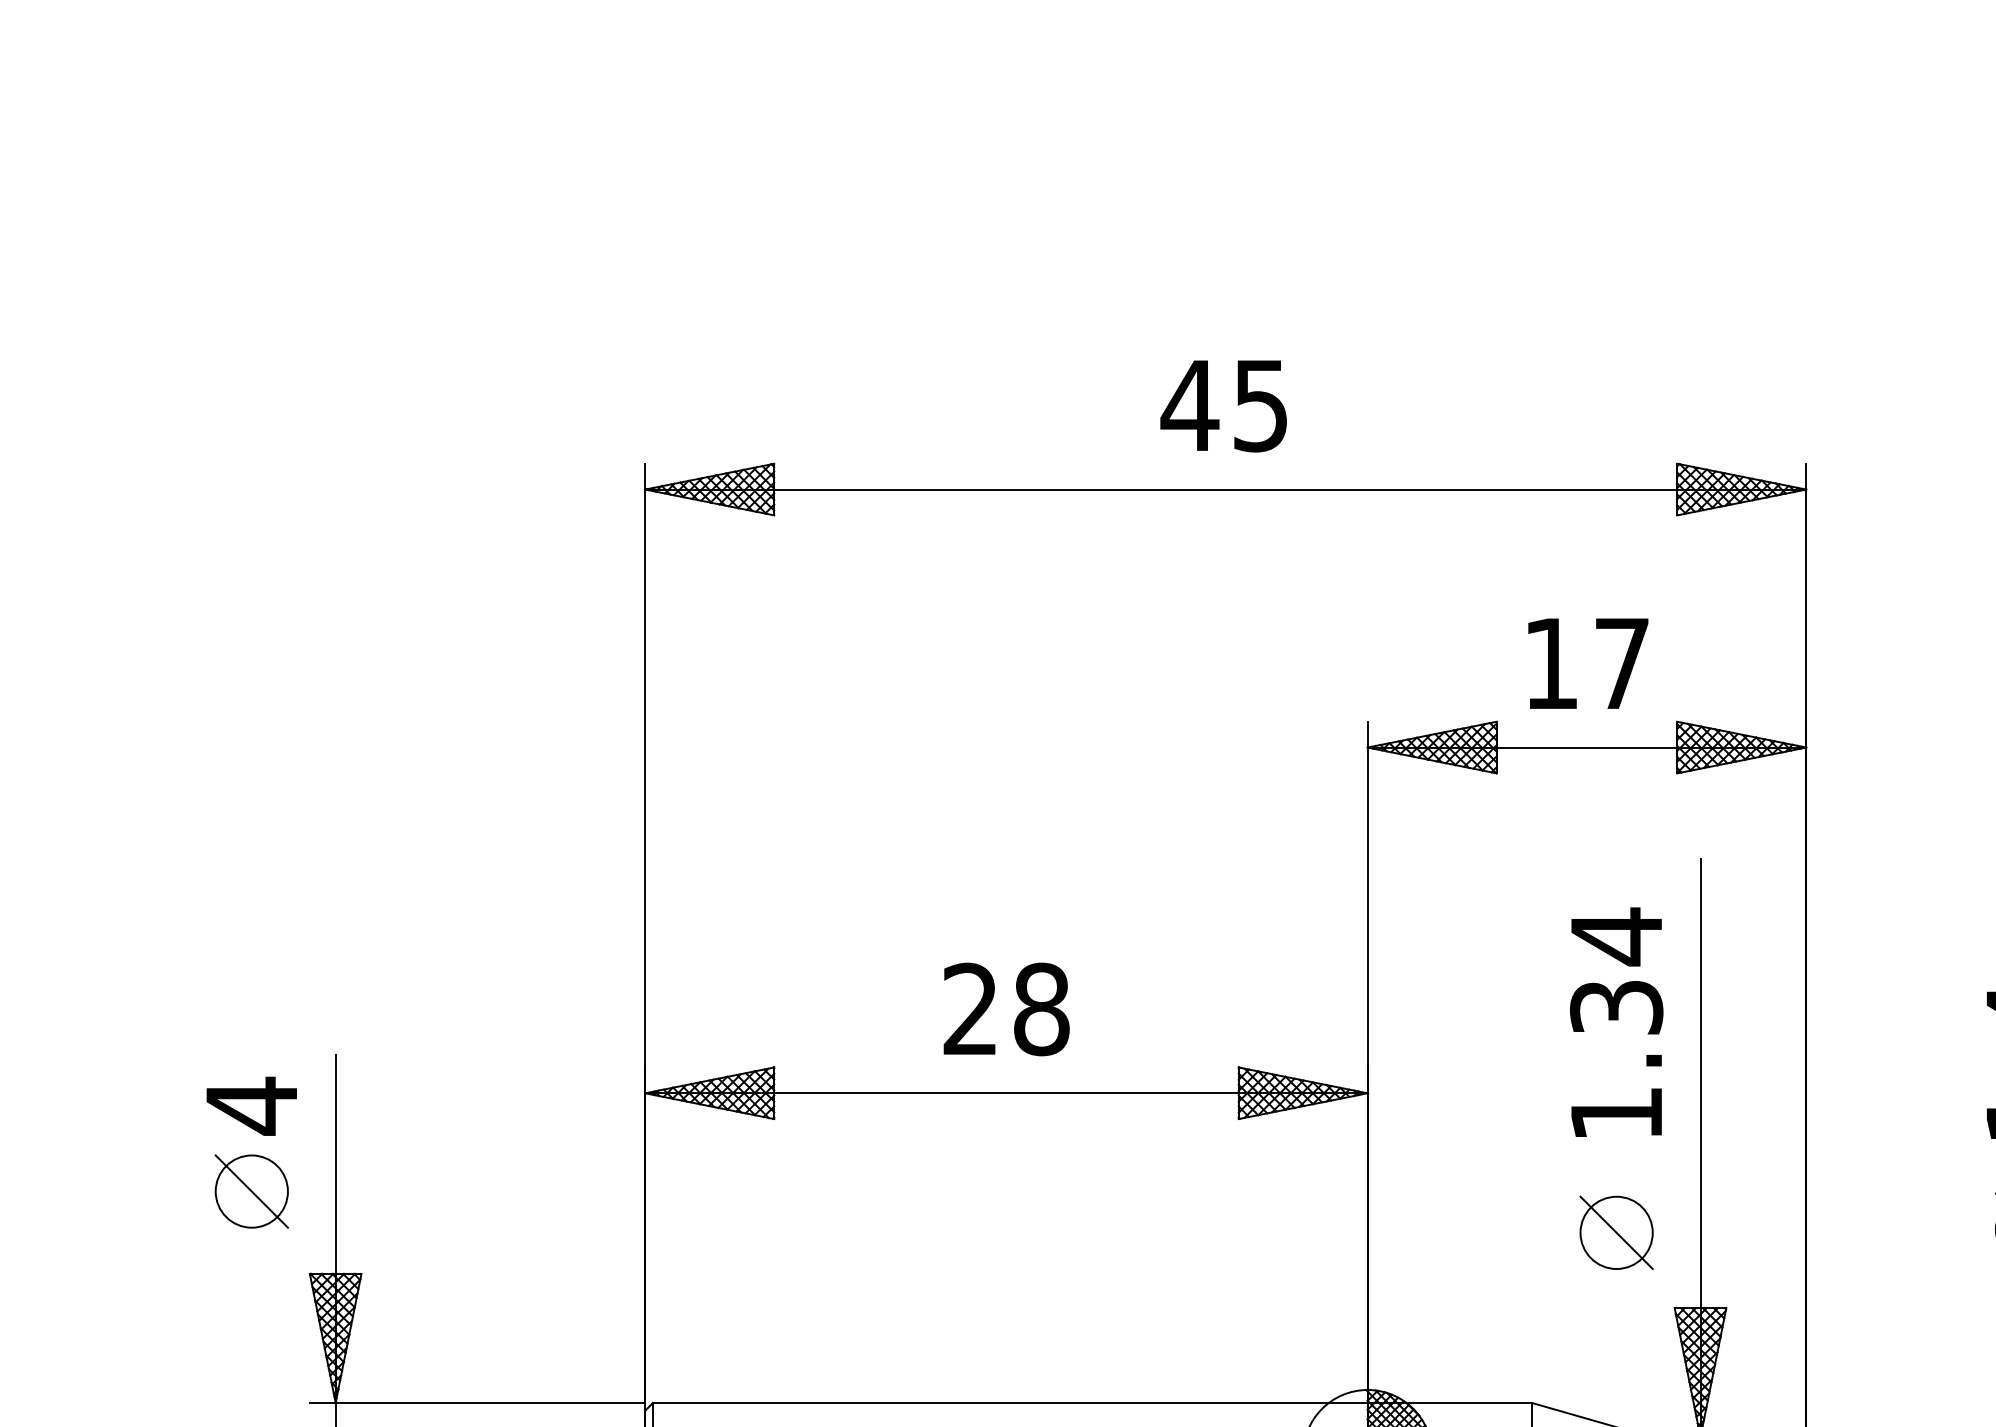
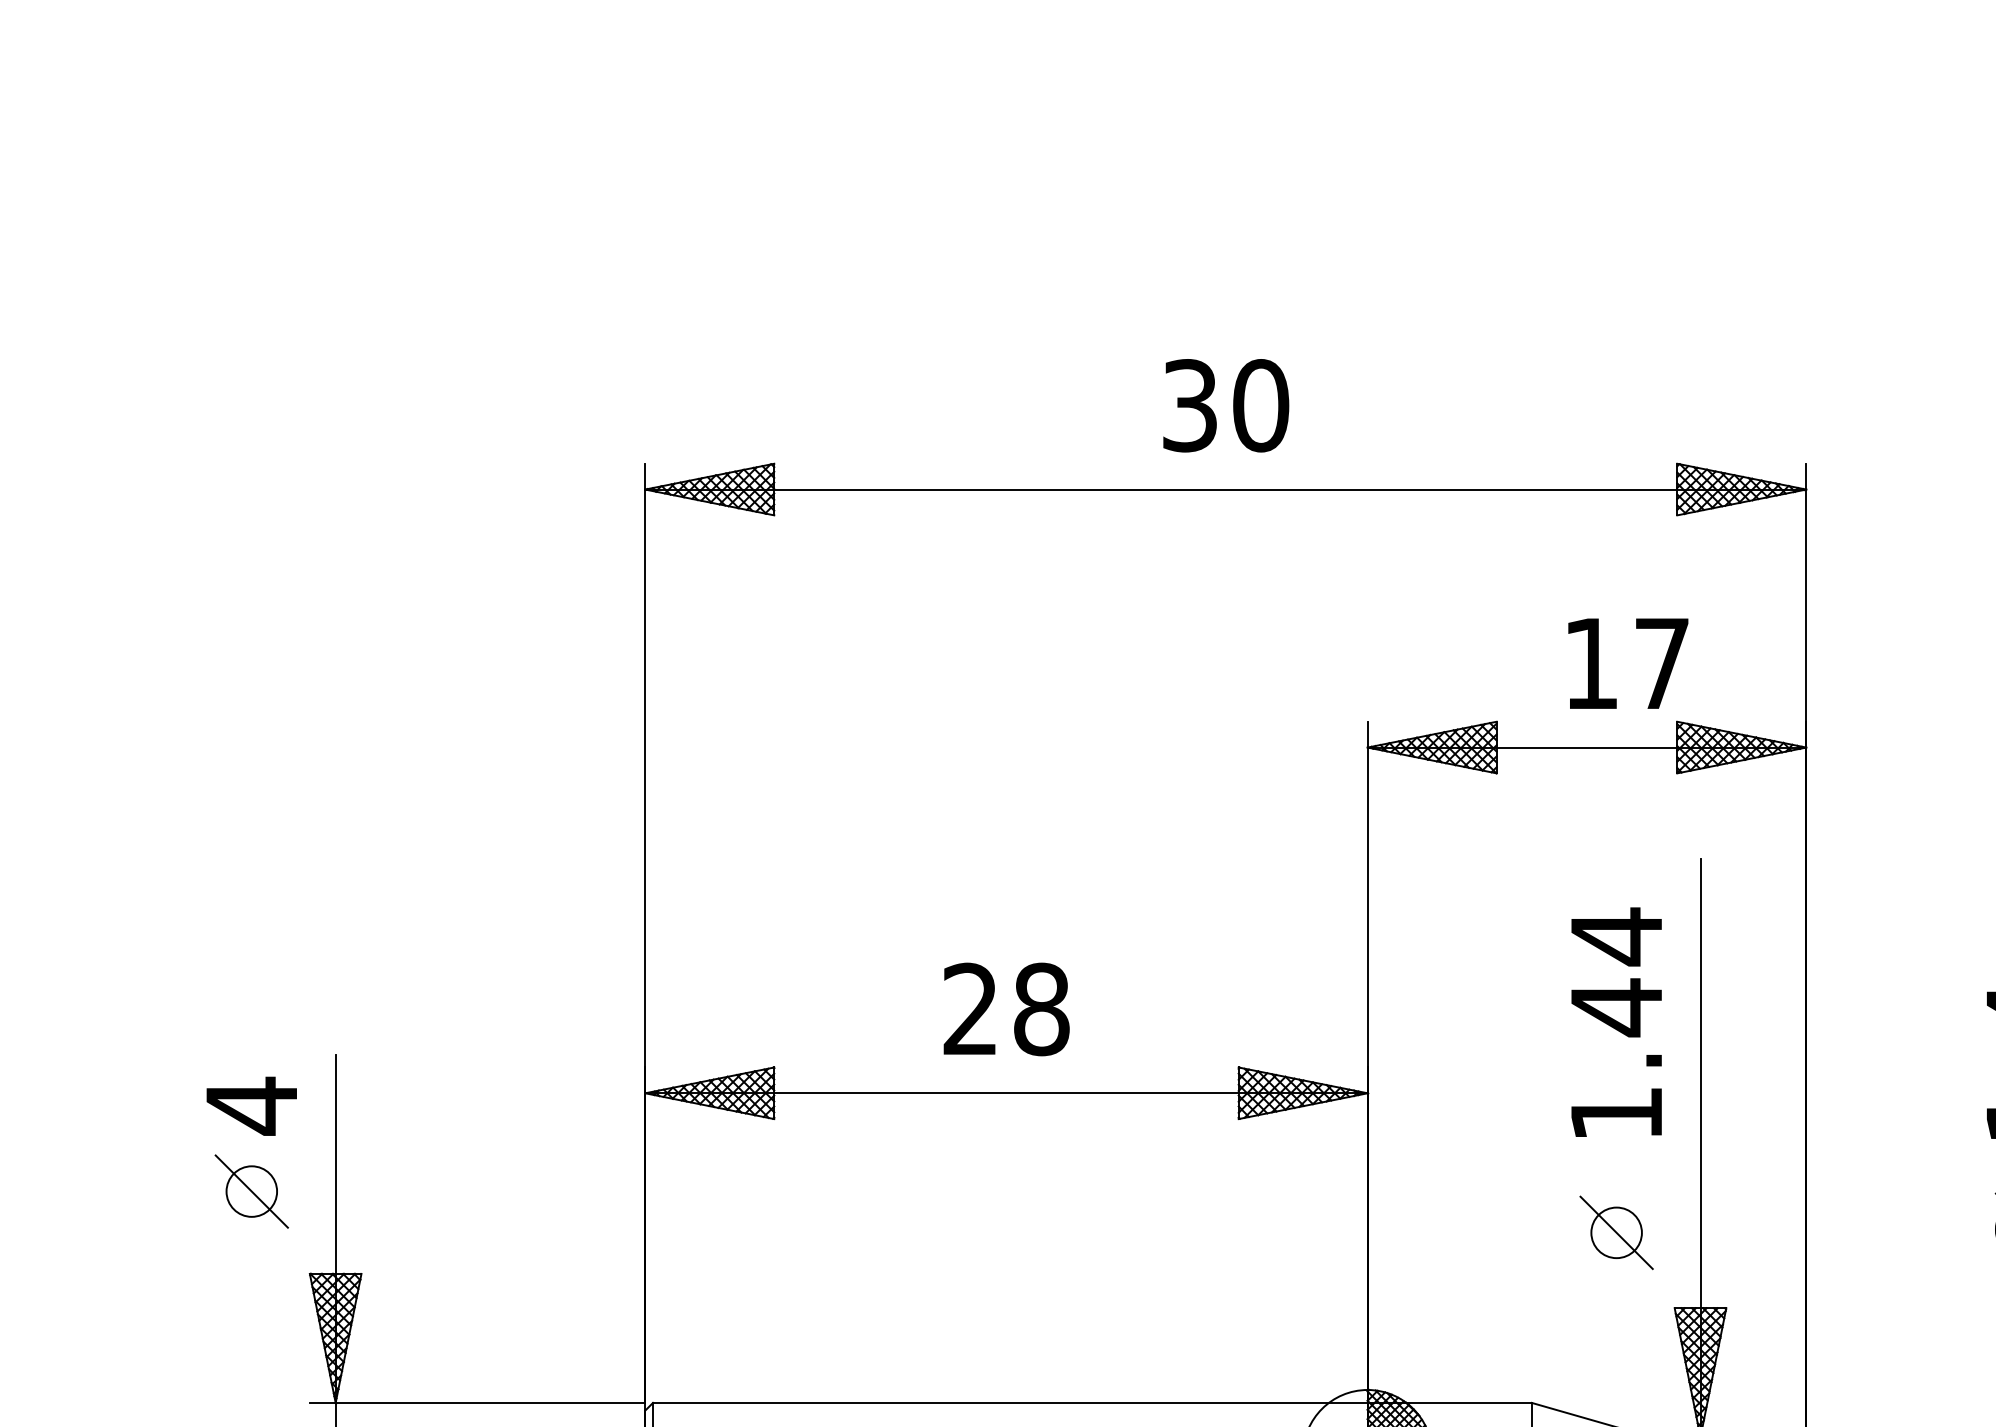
text: 45 -> 30 (1224, 405)
text position: (1588, 663) -> (1628, 663) (1628, 663)
text: 1.34 -> 1.44 (1616, 1007)
circle diameter: 72 px -> 51 px (251, 1191)
circle diameter: 72 px -> 51 px (1616, 1232)
